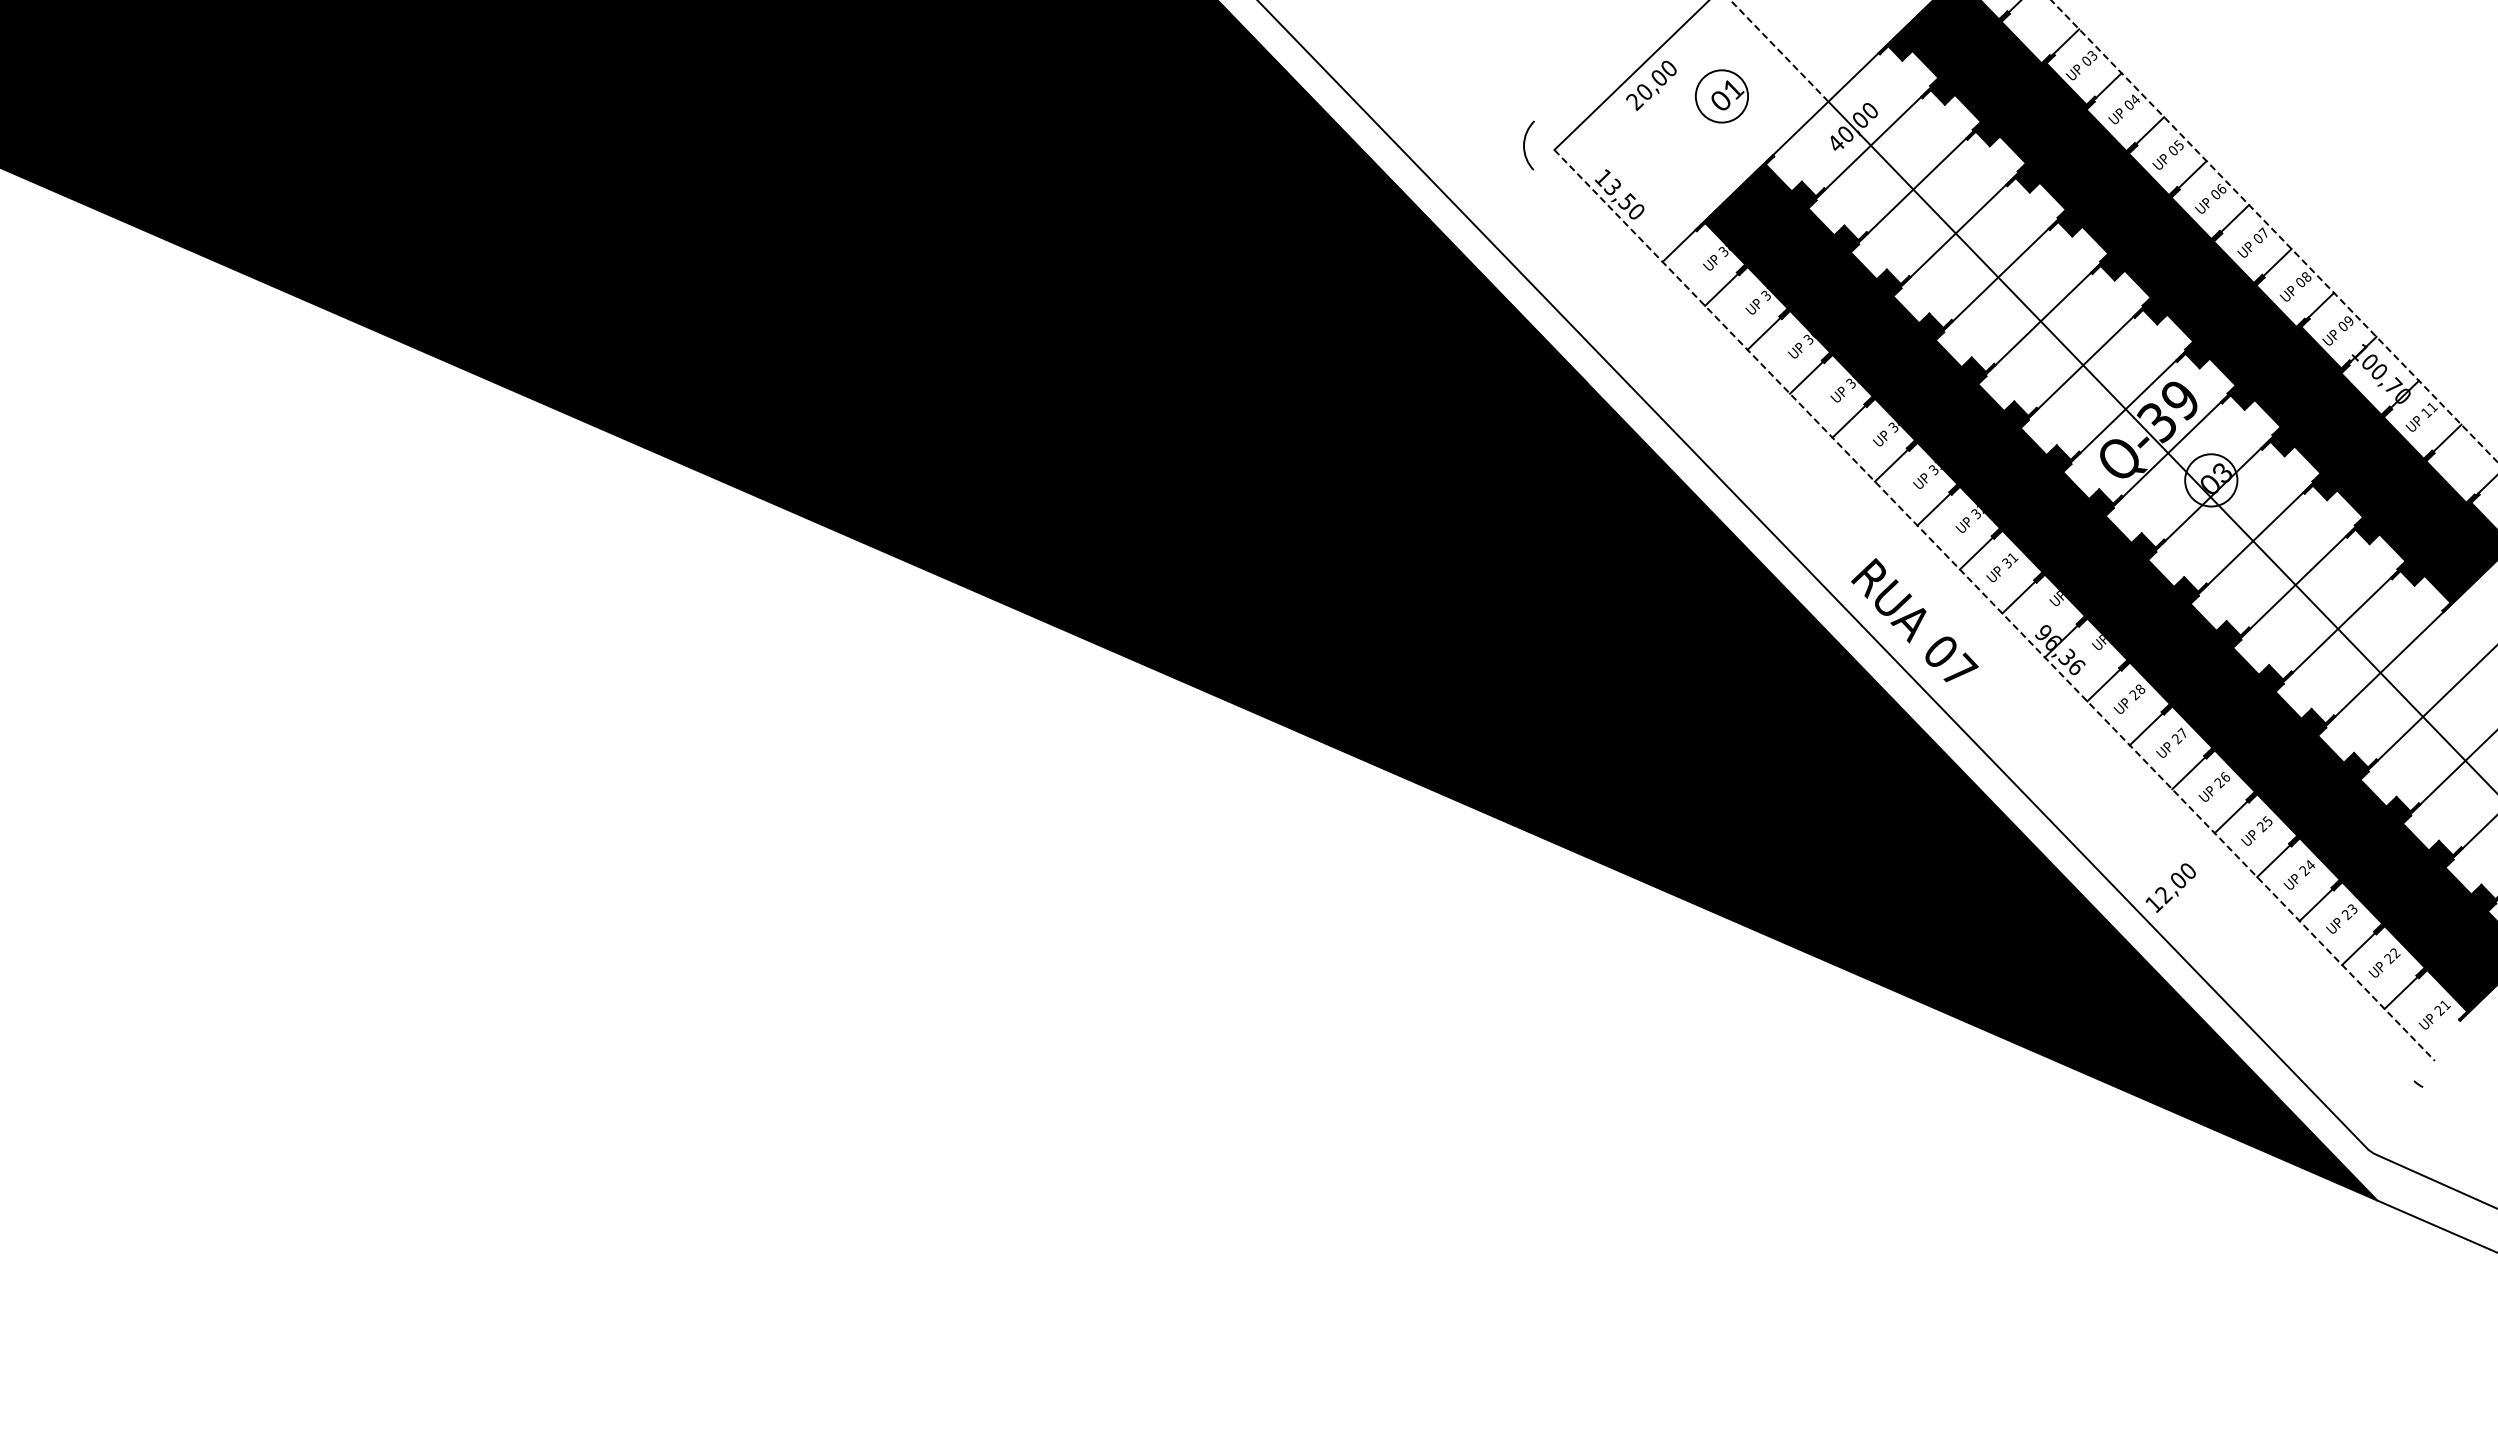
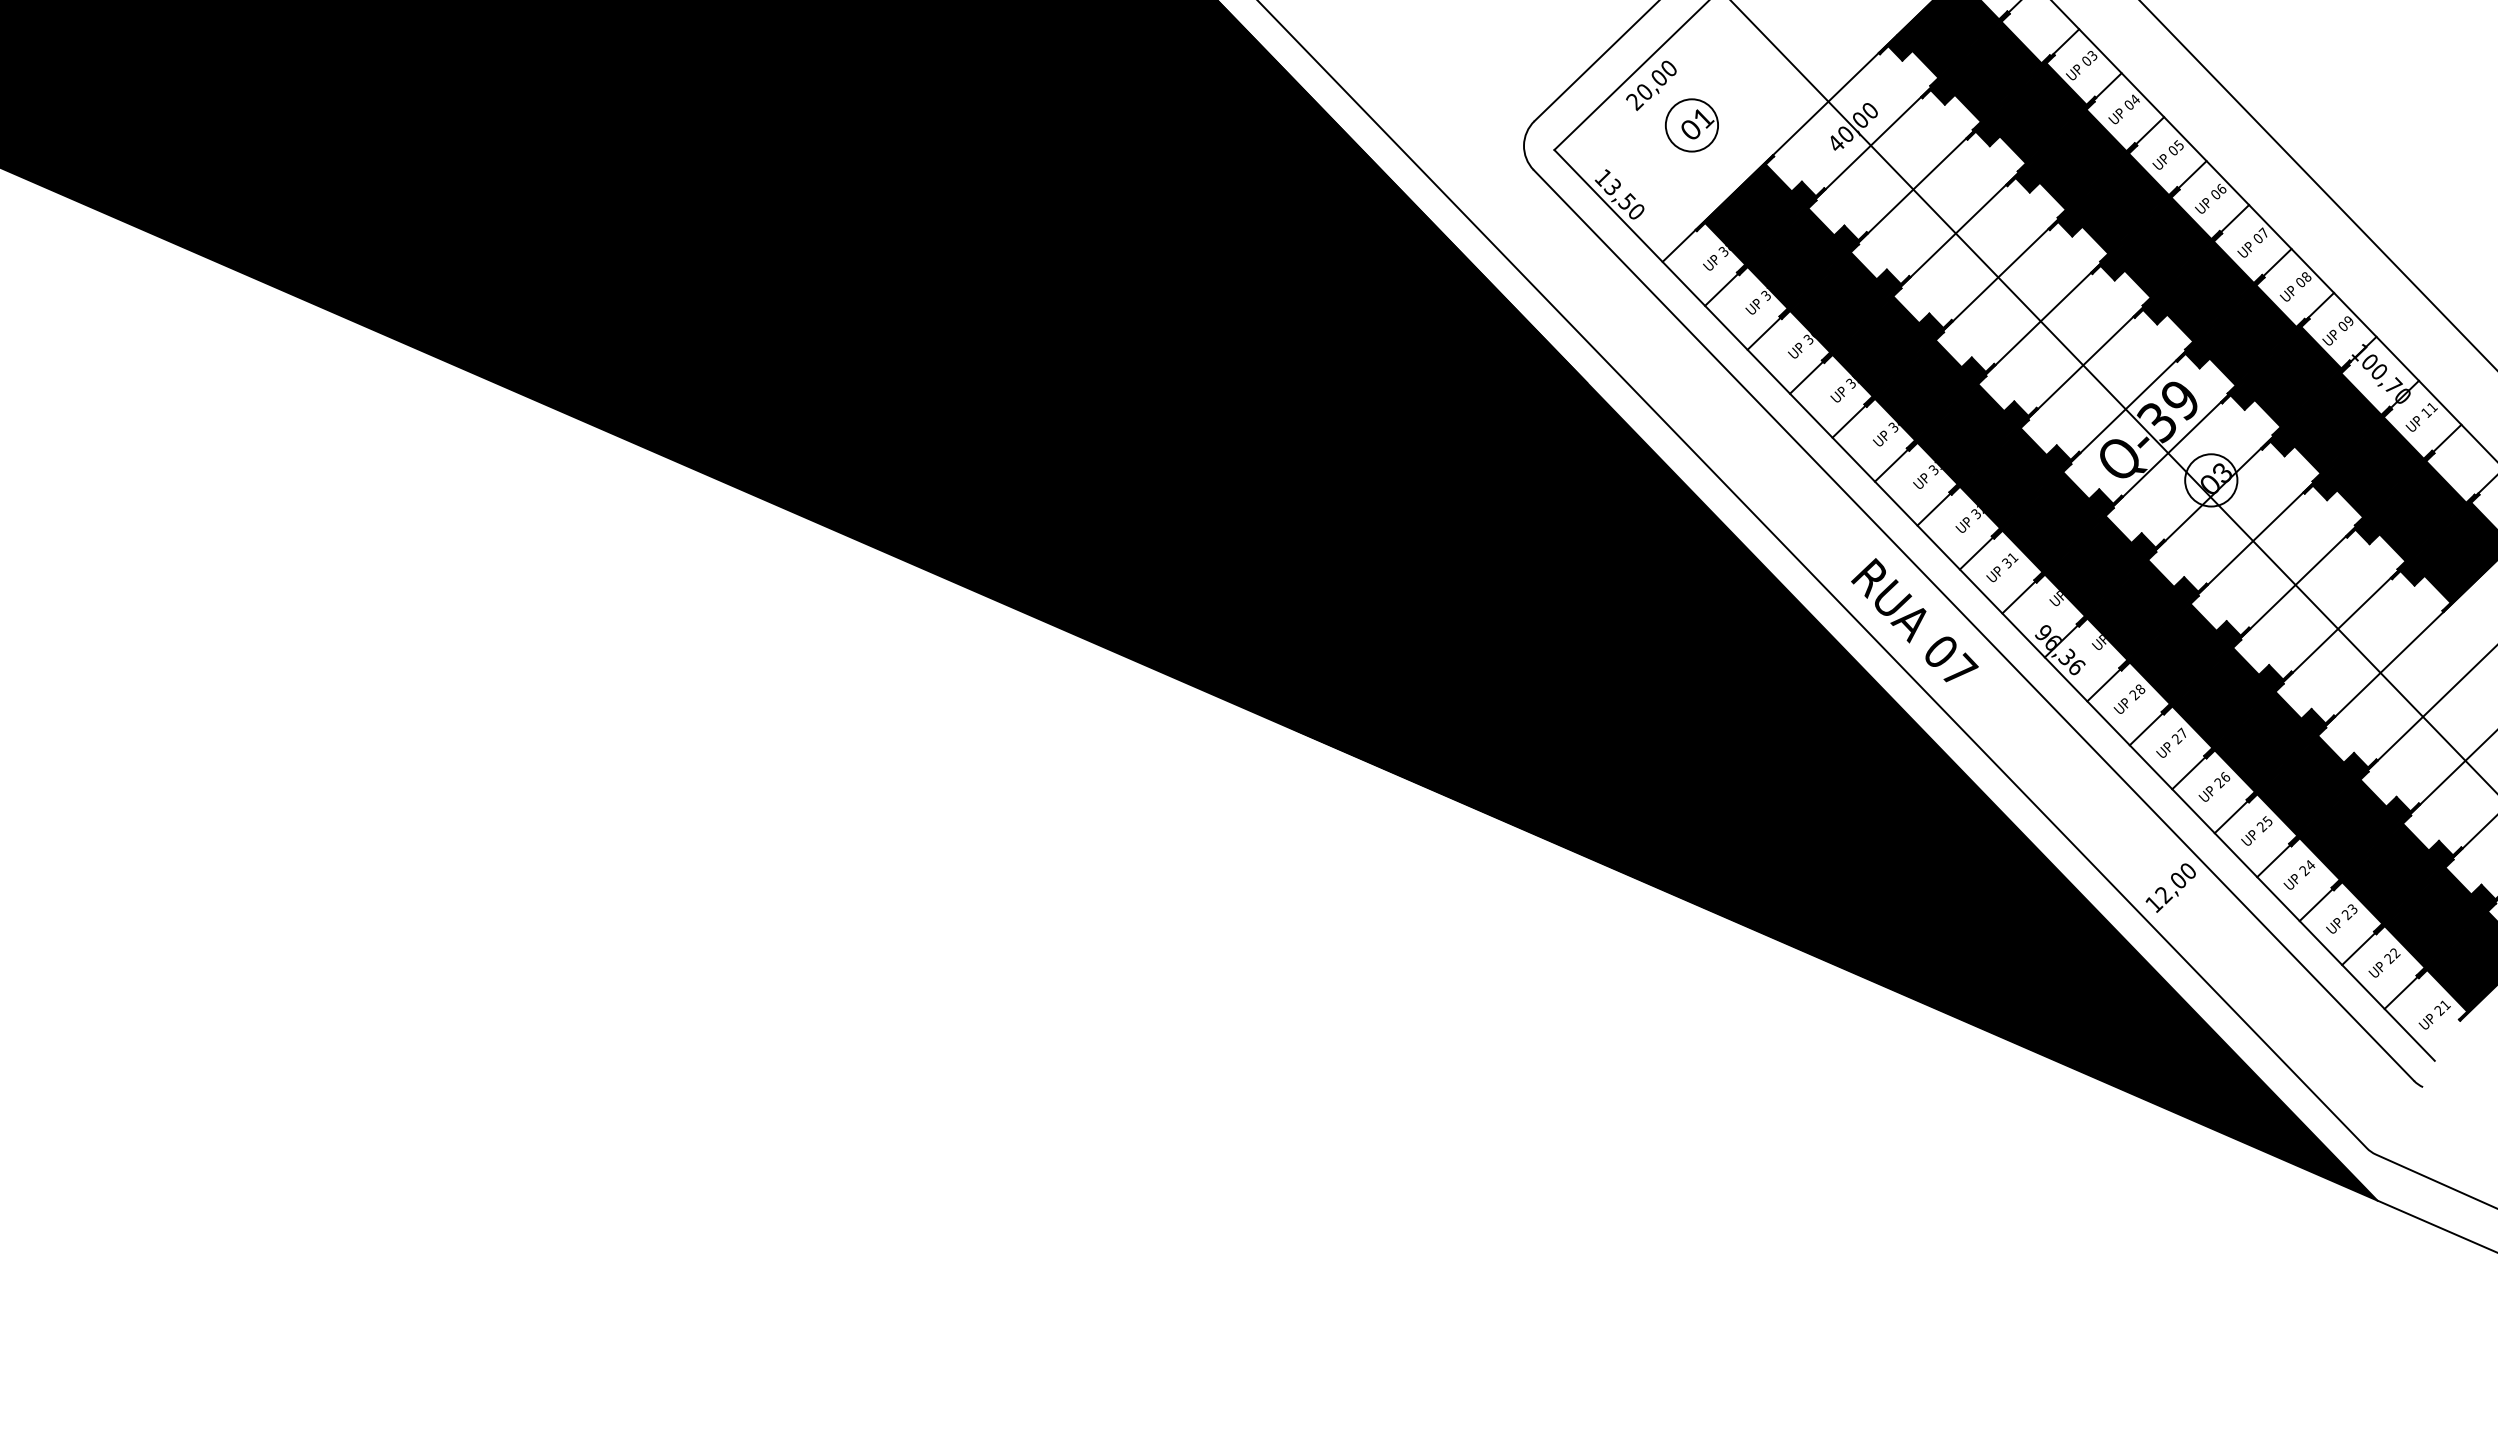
line: dashed -> solid (1779, 50)
line: none -> present (1595, 61)
part position: (1721, 96) -> (1691, 125) (1691, 125)
line: none -> present (2317, 185)
line: dashed -> solid (2274, 231)
line: dashed -> solid (1994, 605)
line: none -> present (1973, 625)
